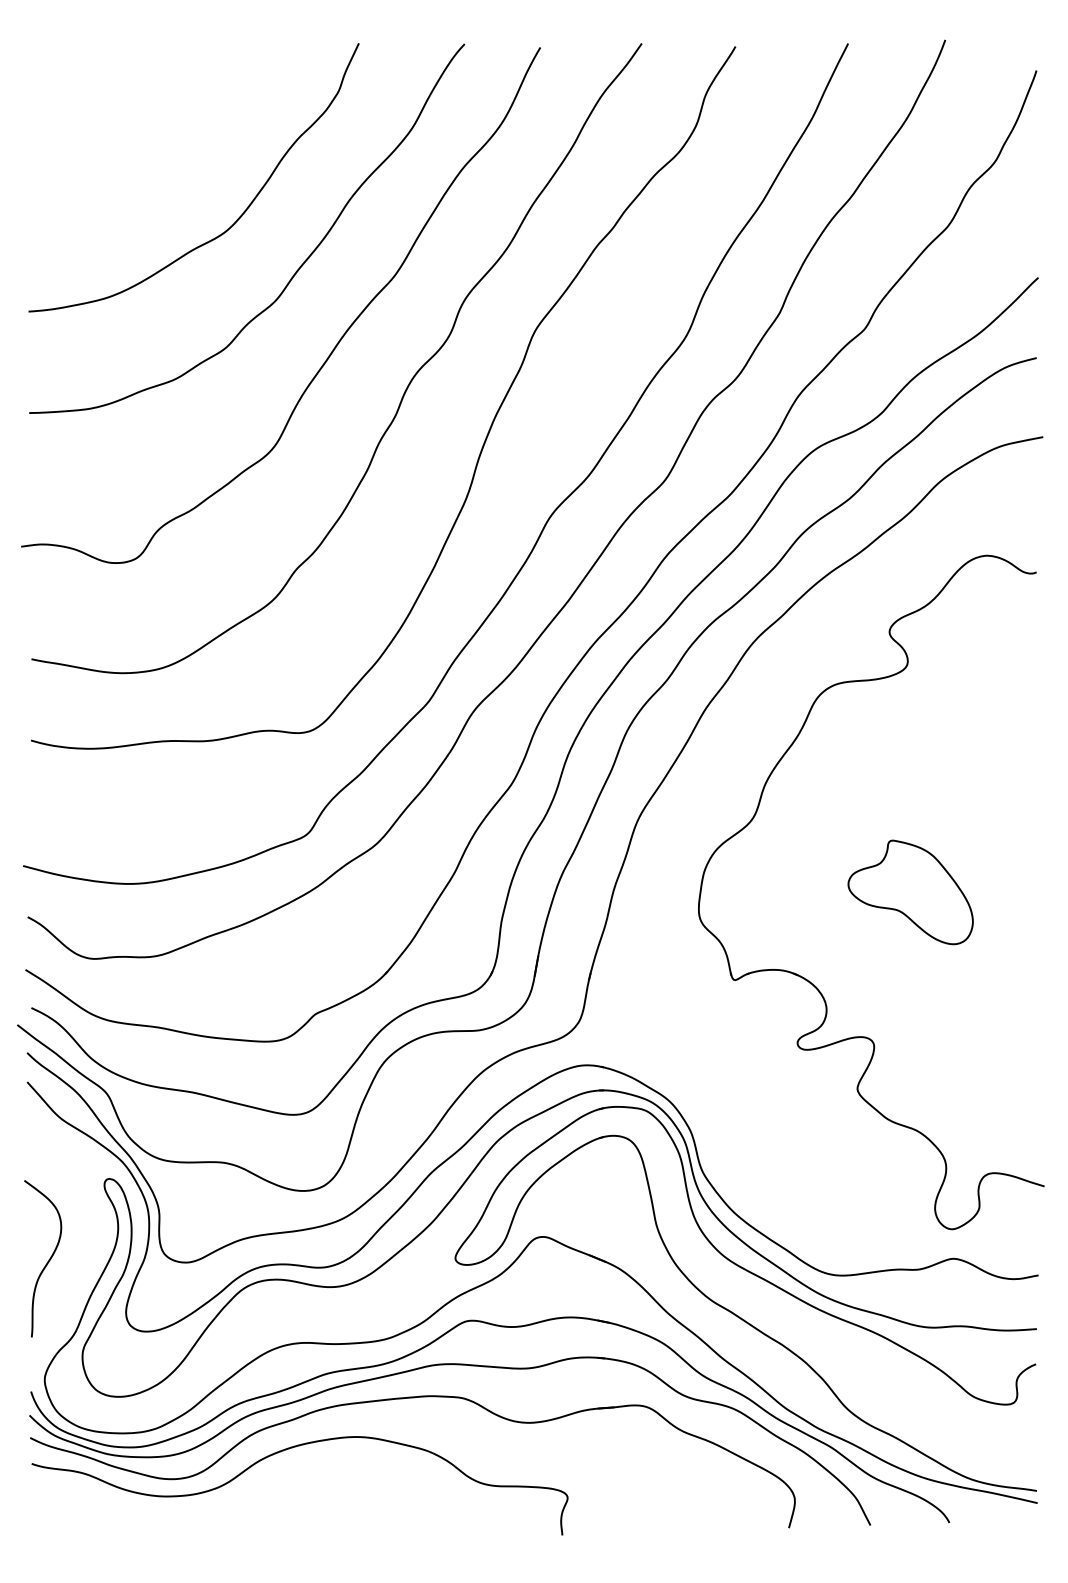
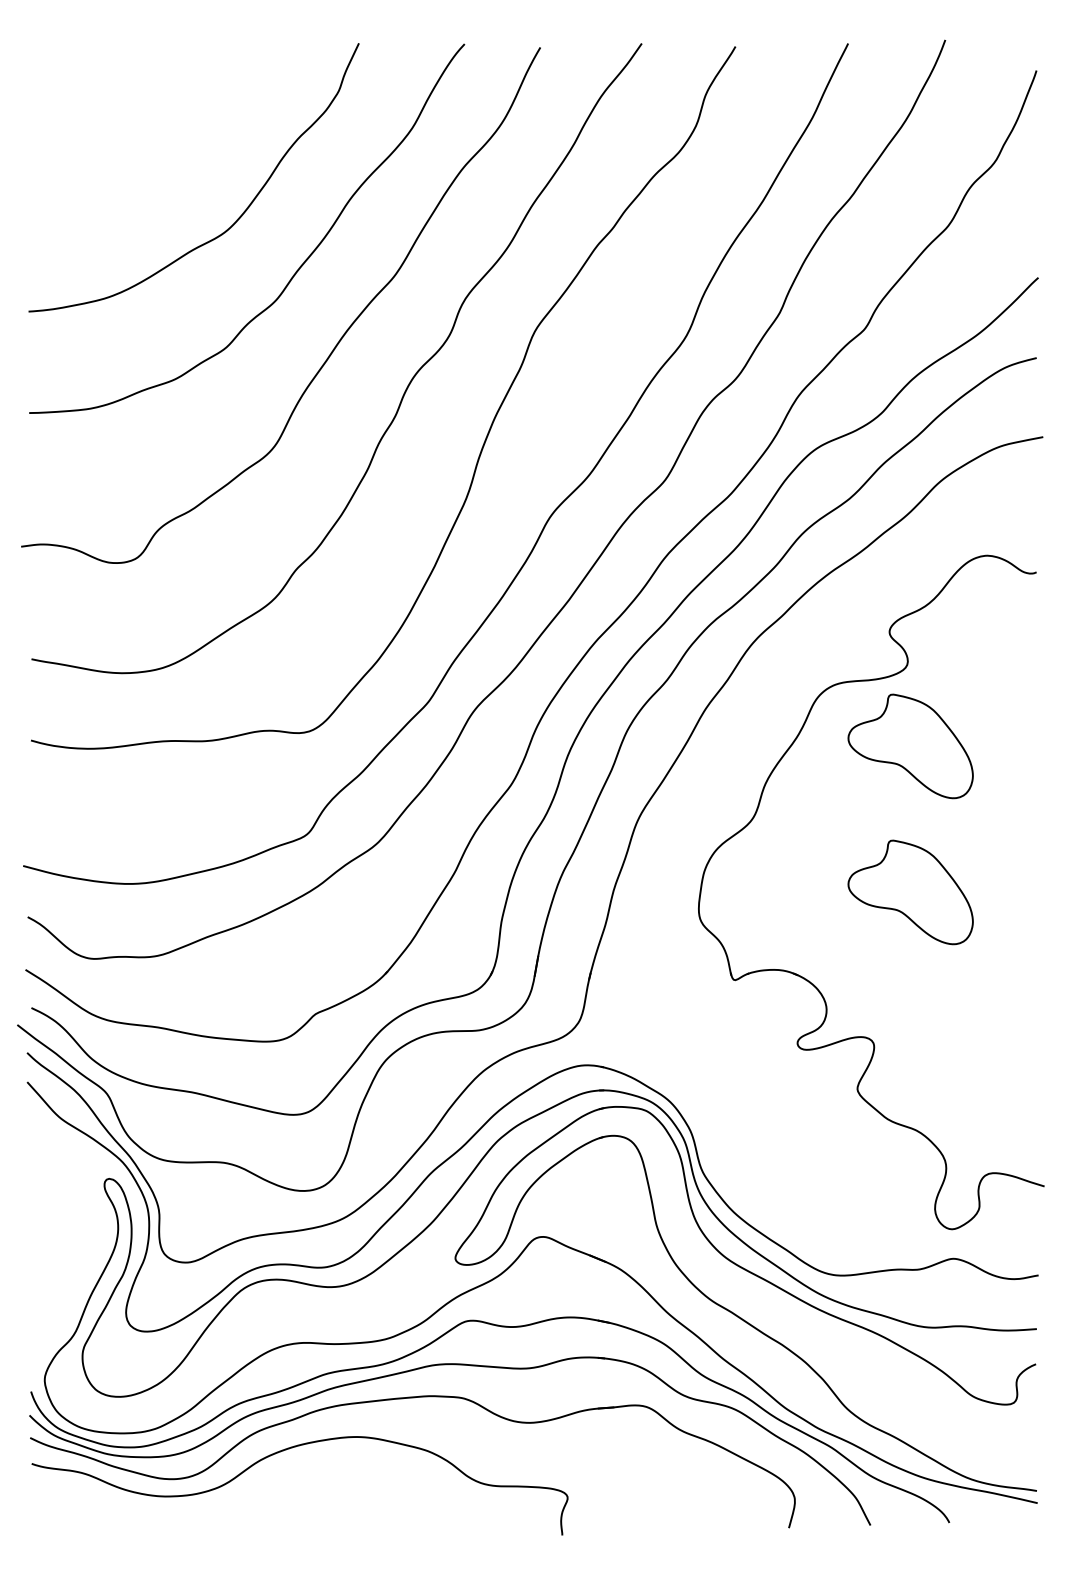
part: none -> present (910, 746)
curve: present -> none (47, 1261)
